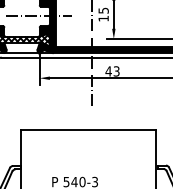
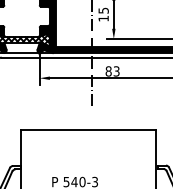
line: present -> none (37, 15)
text: 43 -> 83 (108, 71)
